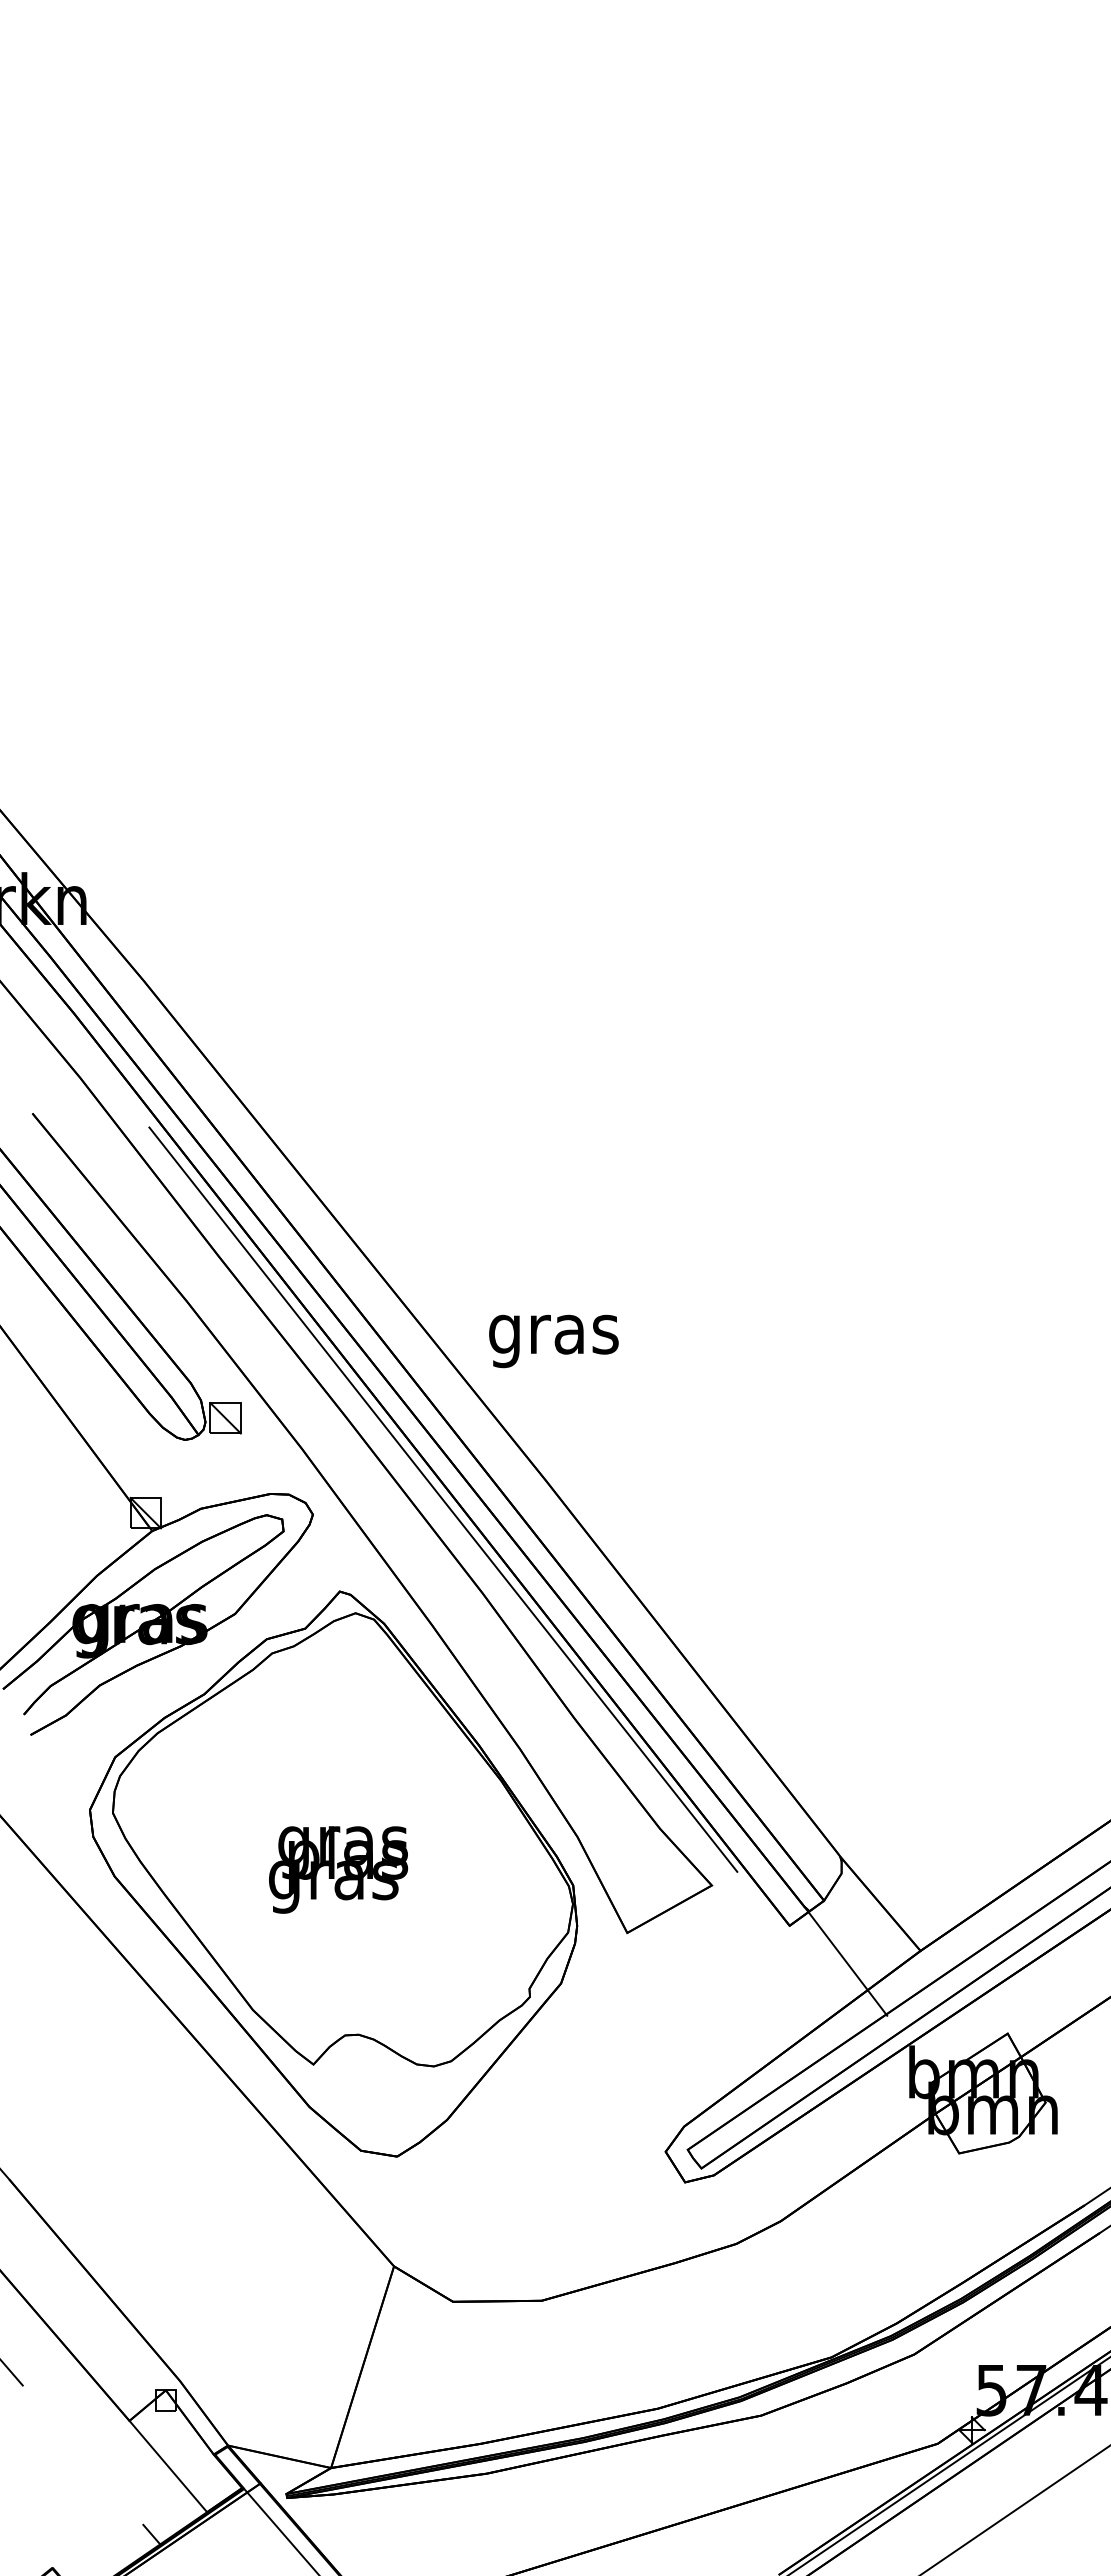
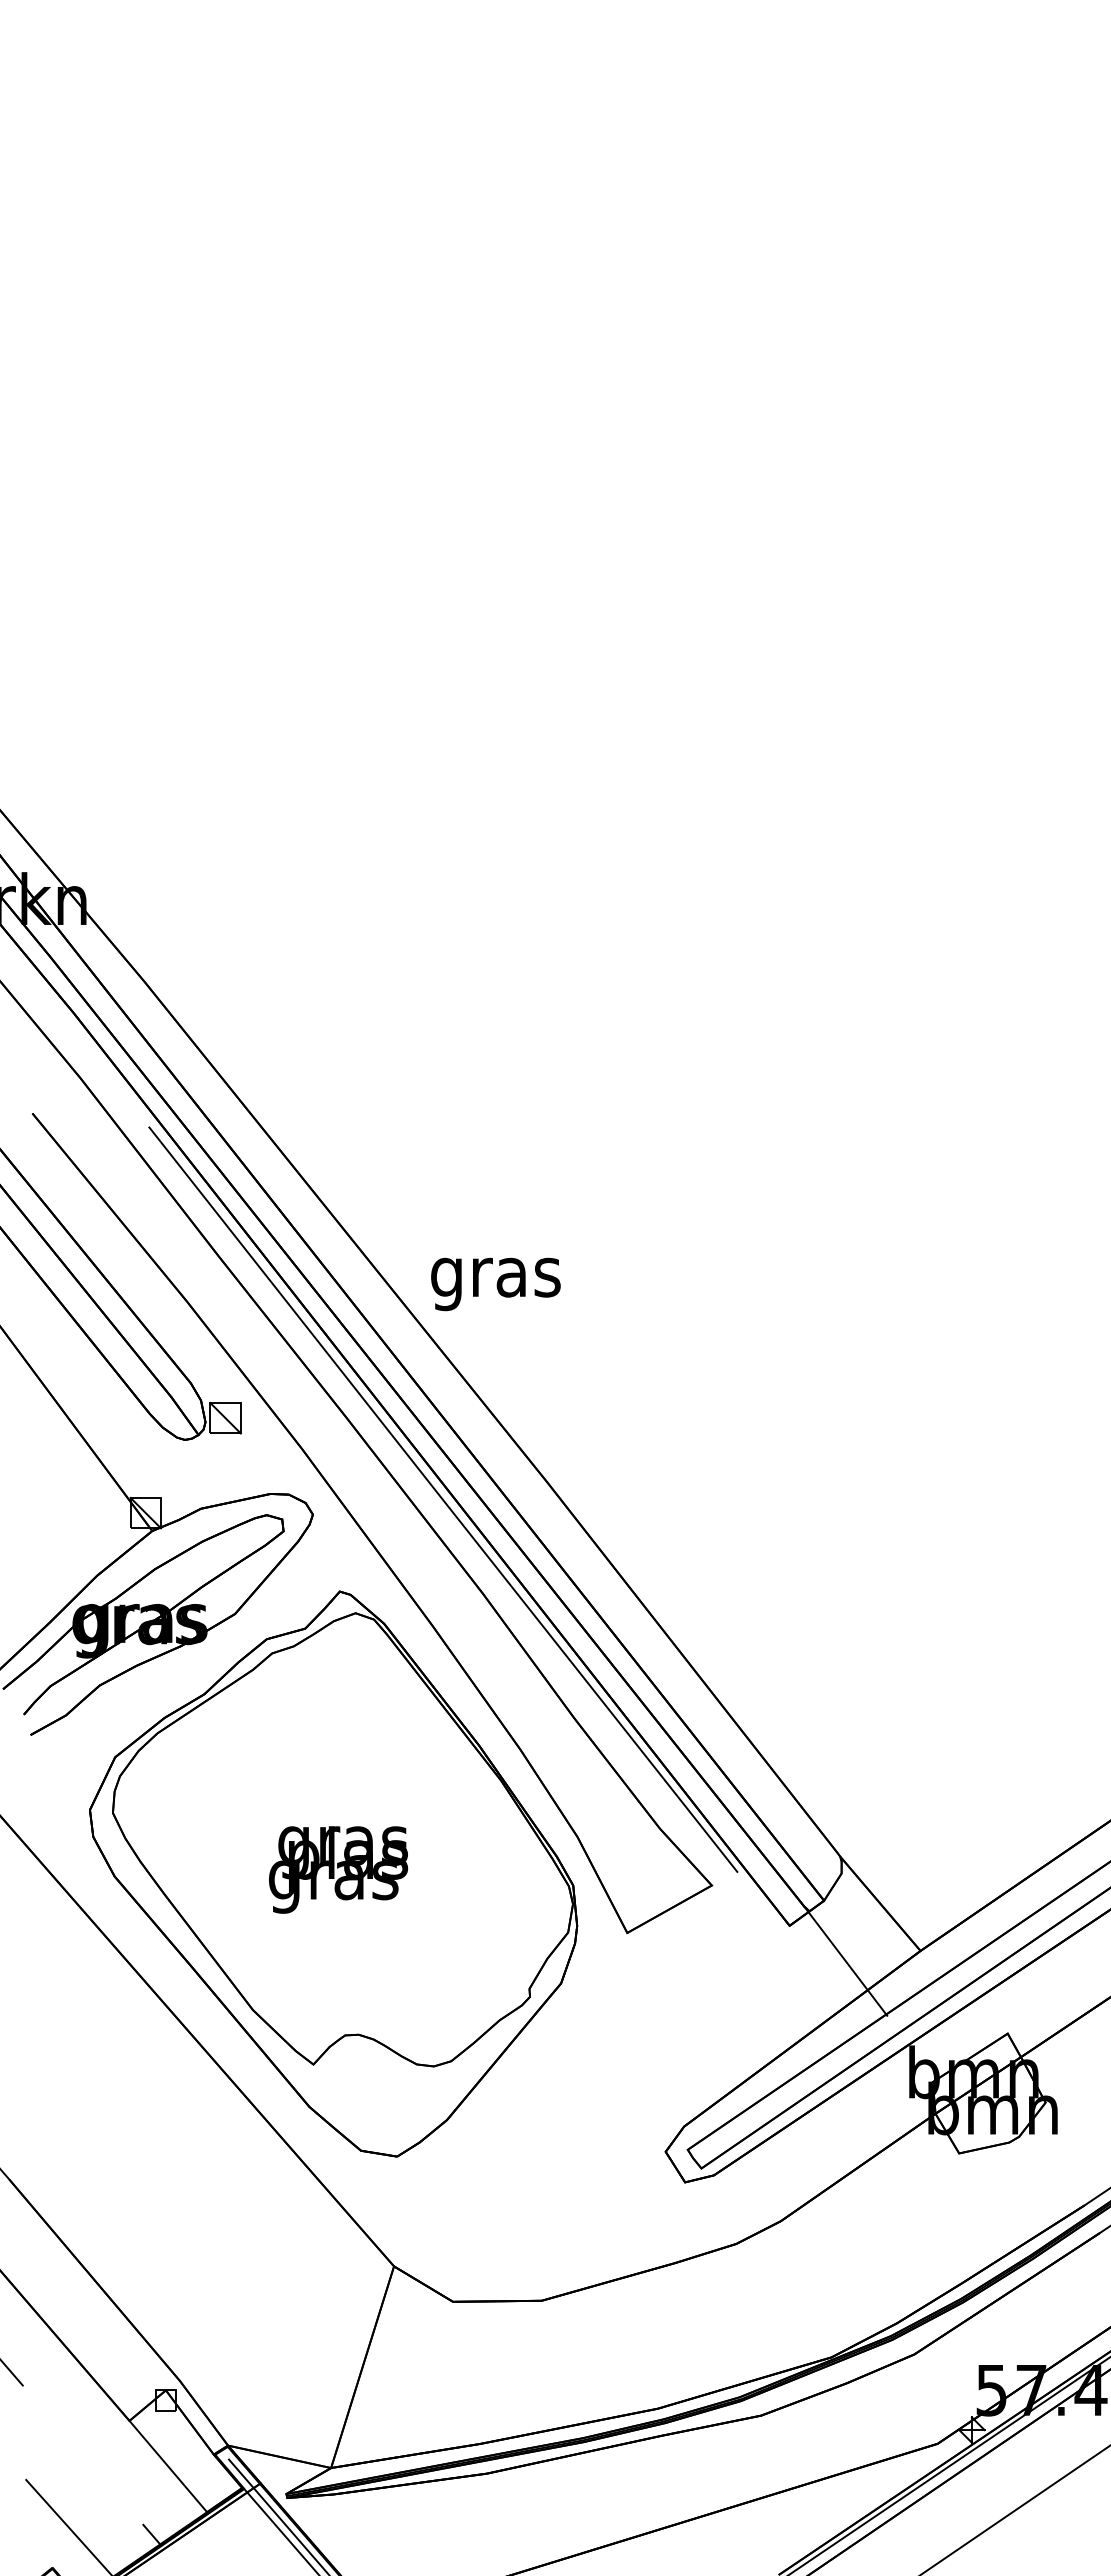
text position: (553, 1341) -> (495, 1284) (495, 1284)
line: none -> present (277, 2515)
line: none -> present (67, 2525)
